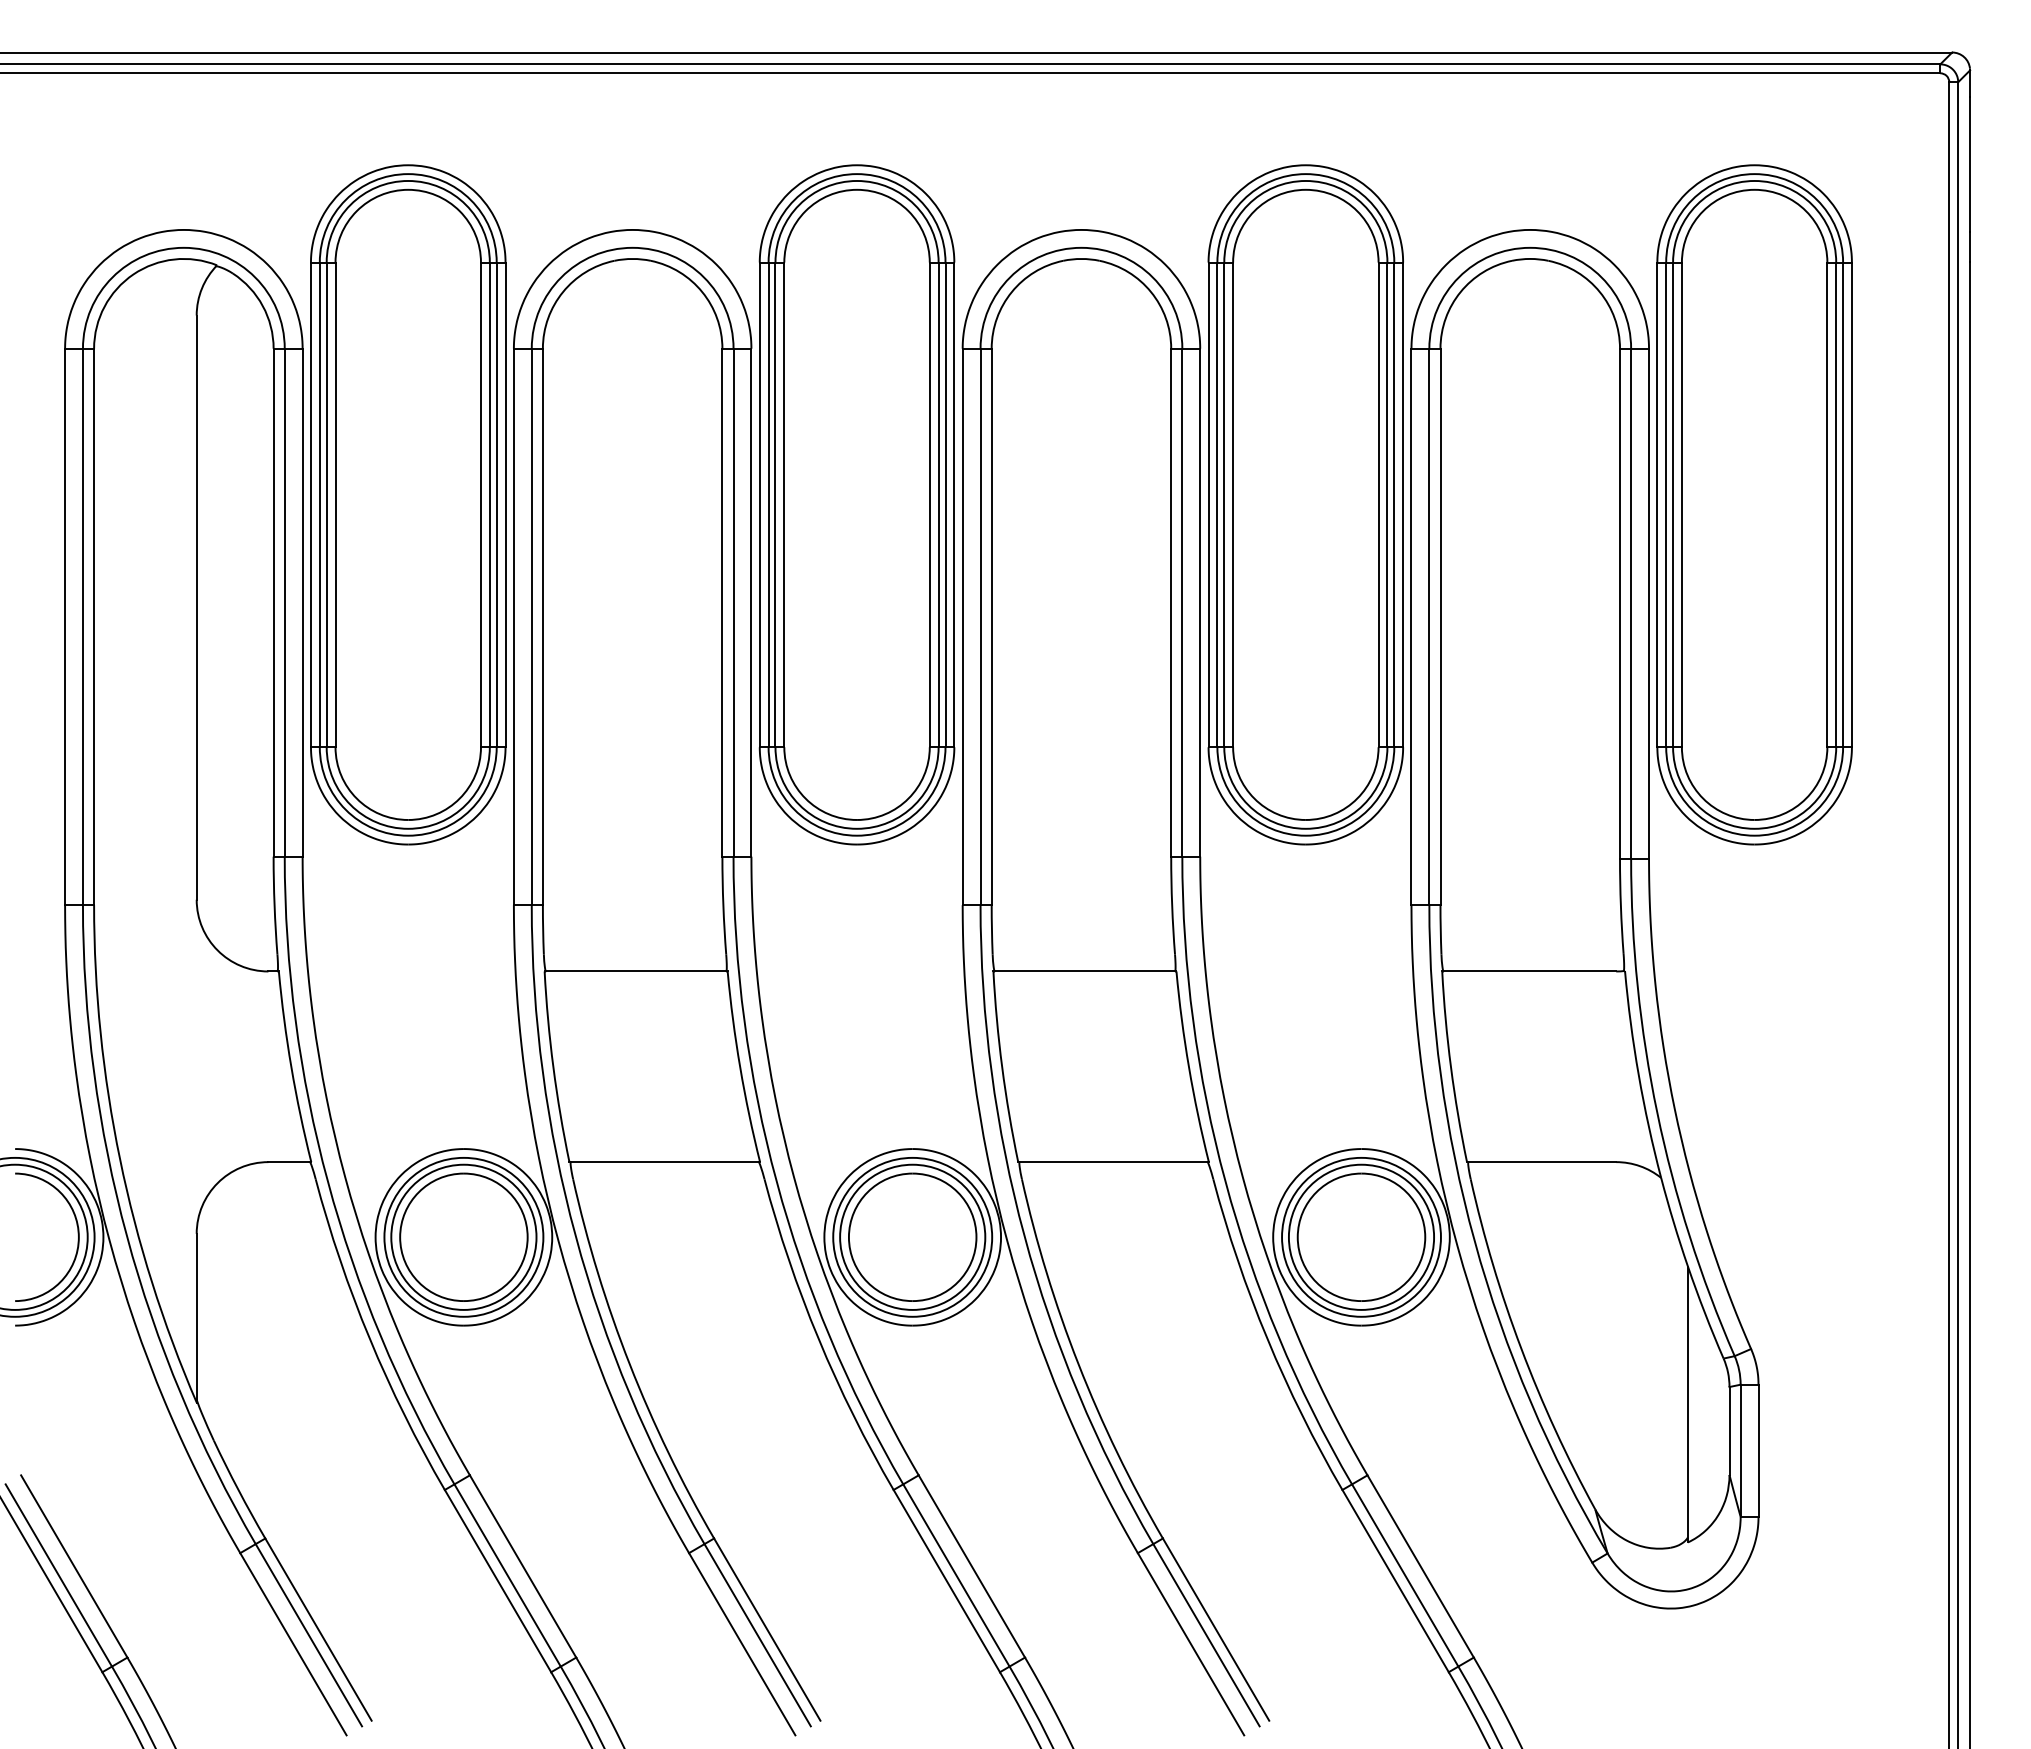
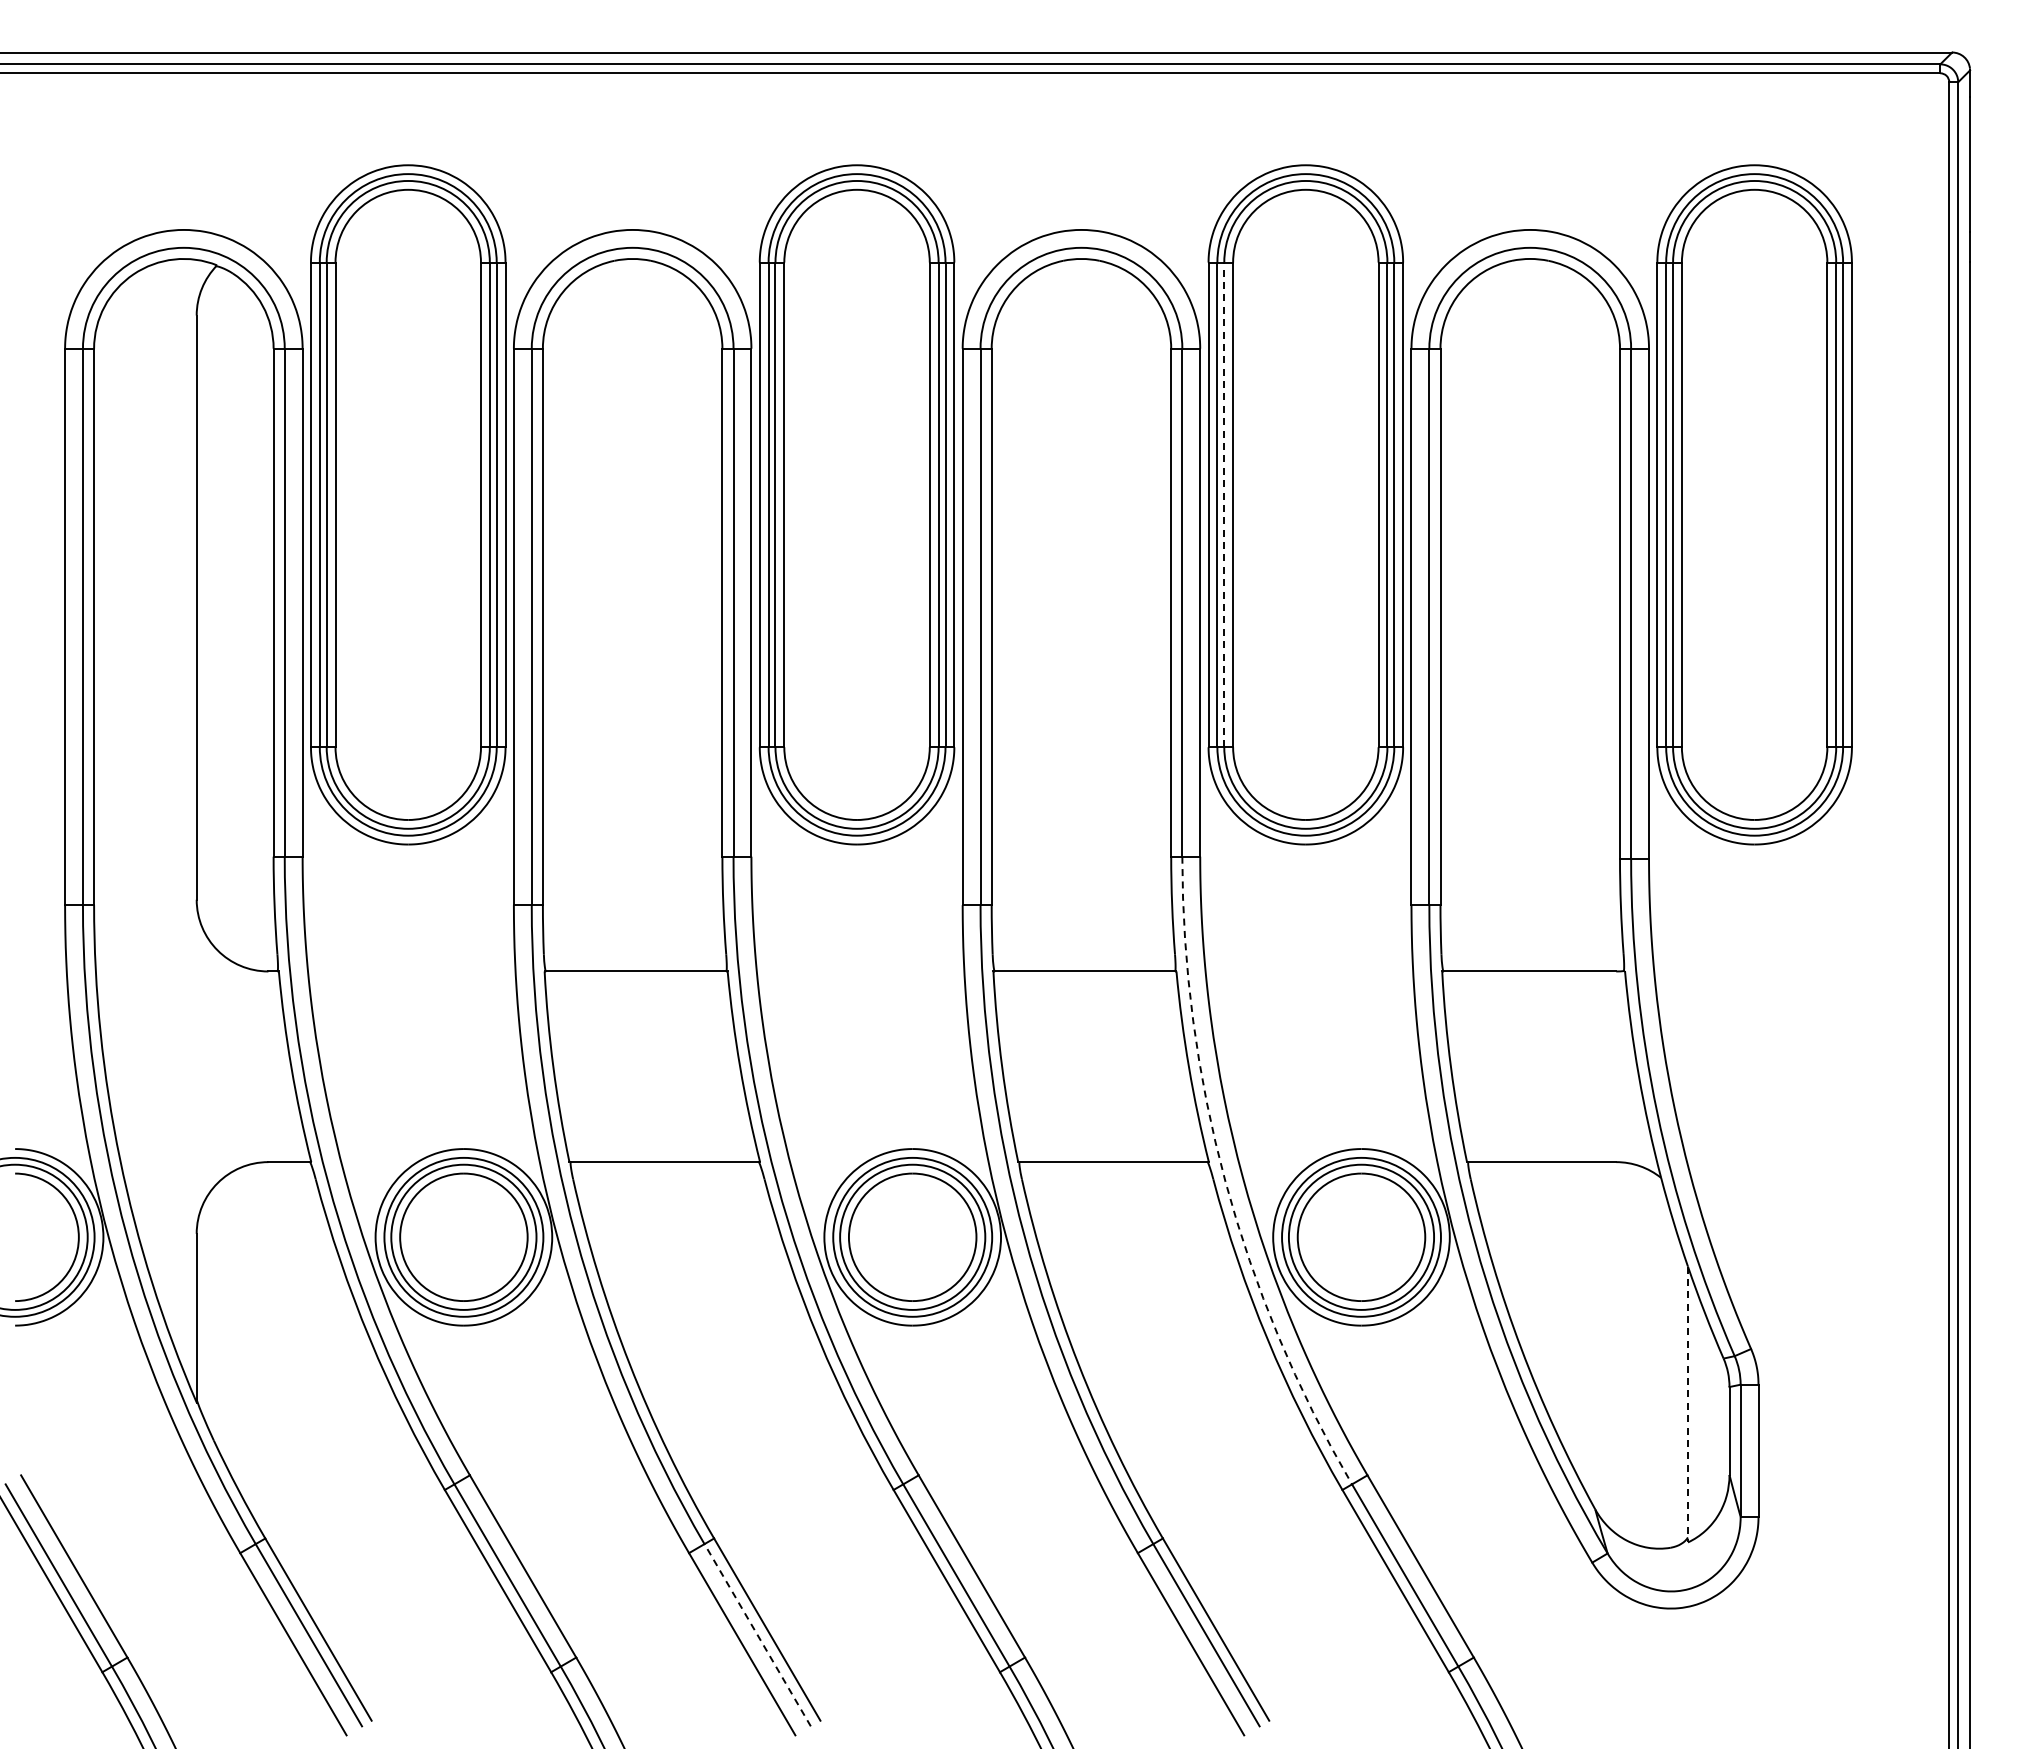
line: solid -> dashed (1224, 504)
arc: solid -> dashed (1225, 1181)
line: solid -> dashed (1687, 1404)
line: solid -> dashed (757, 1634)
